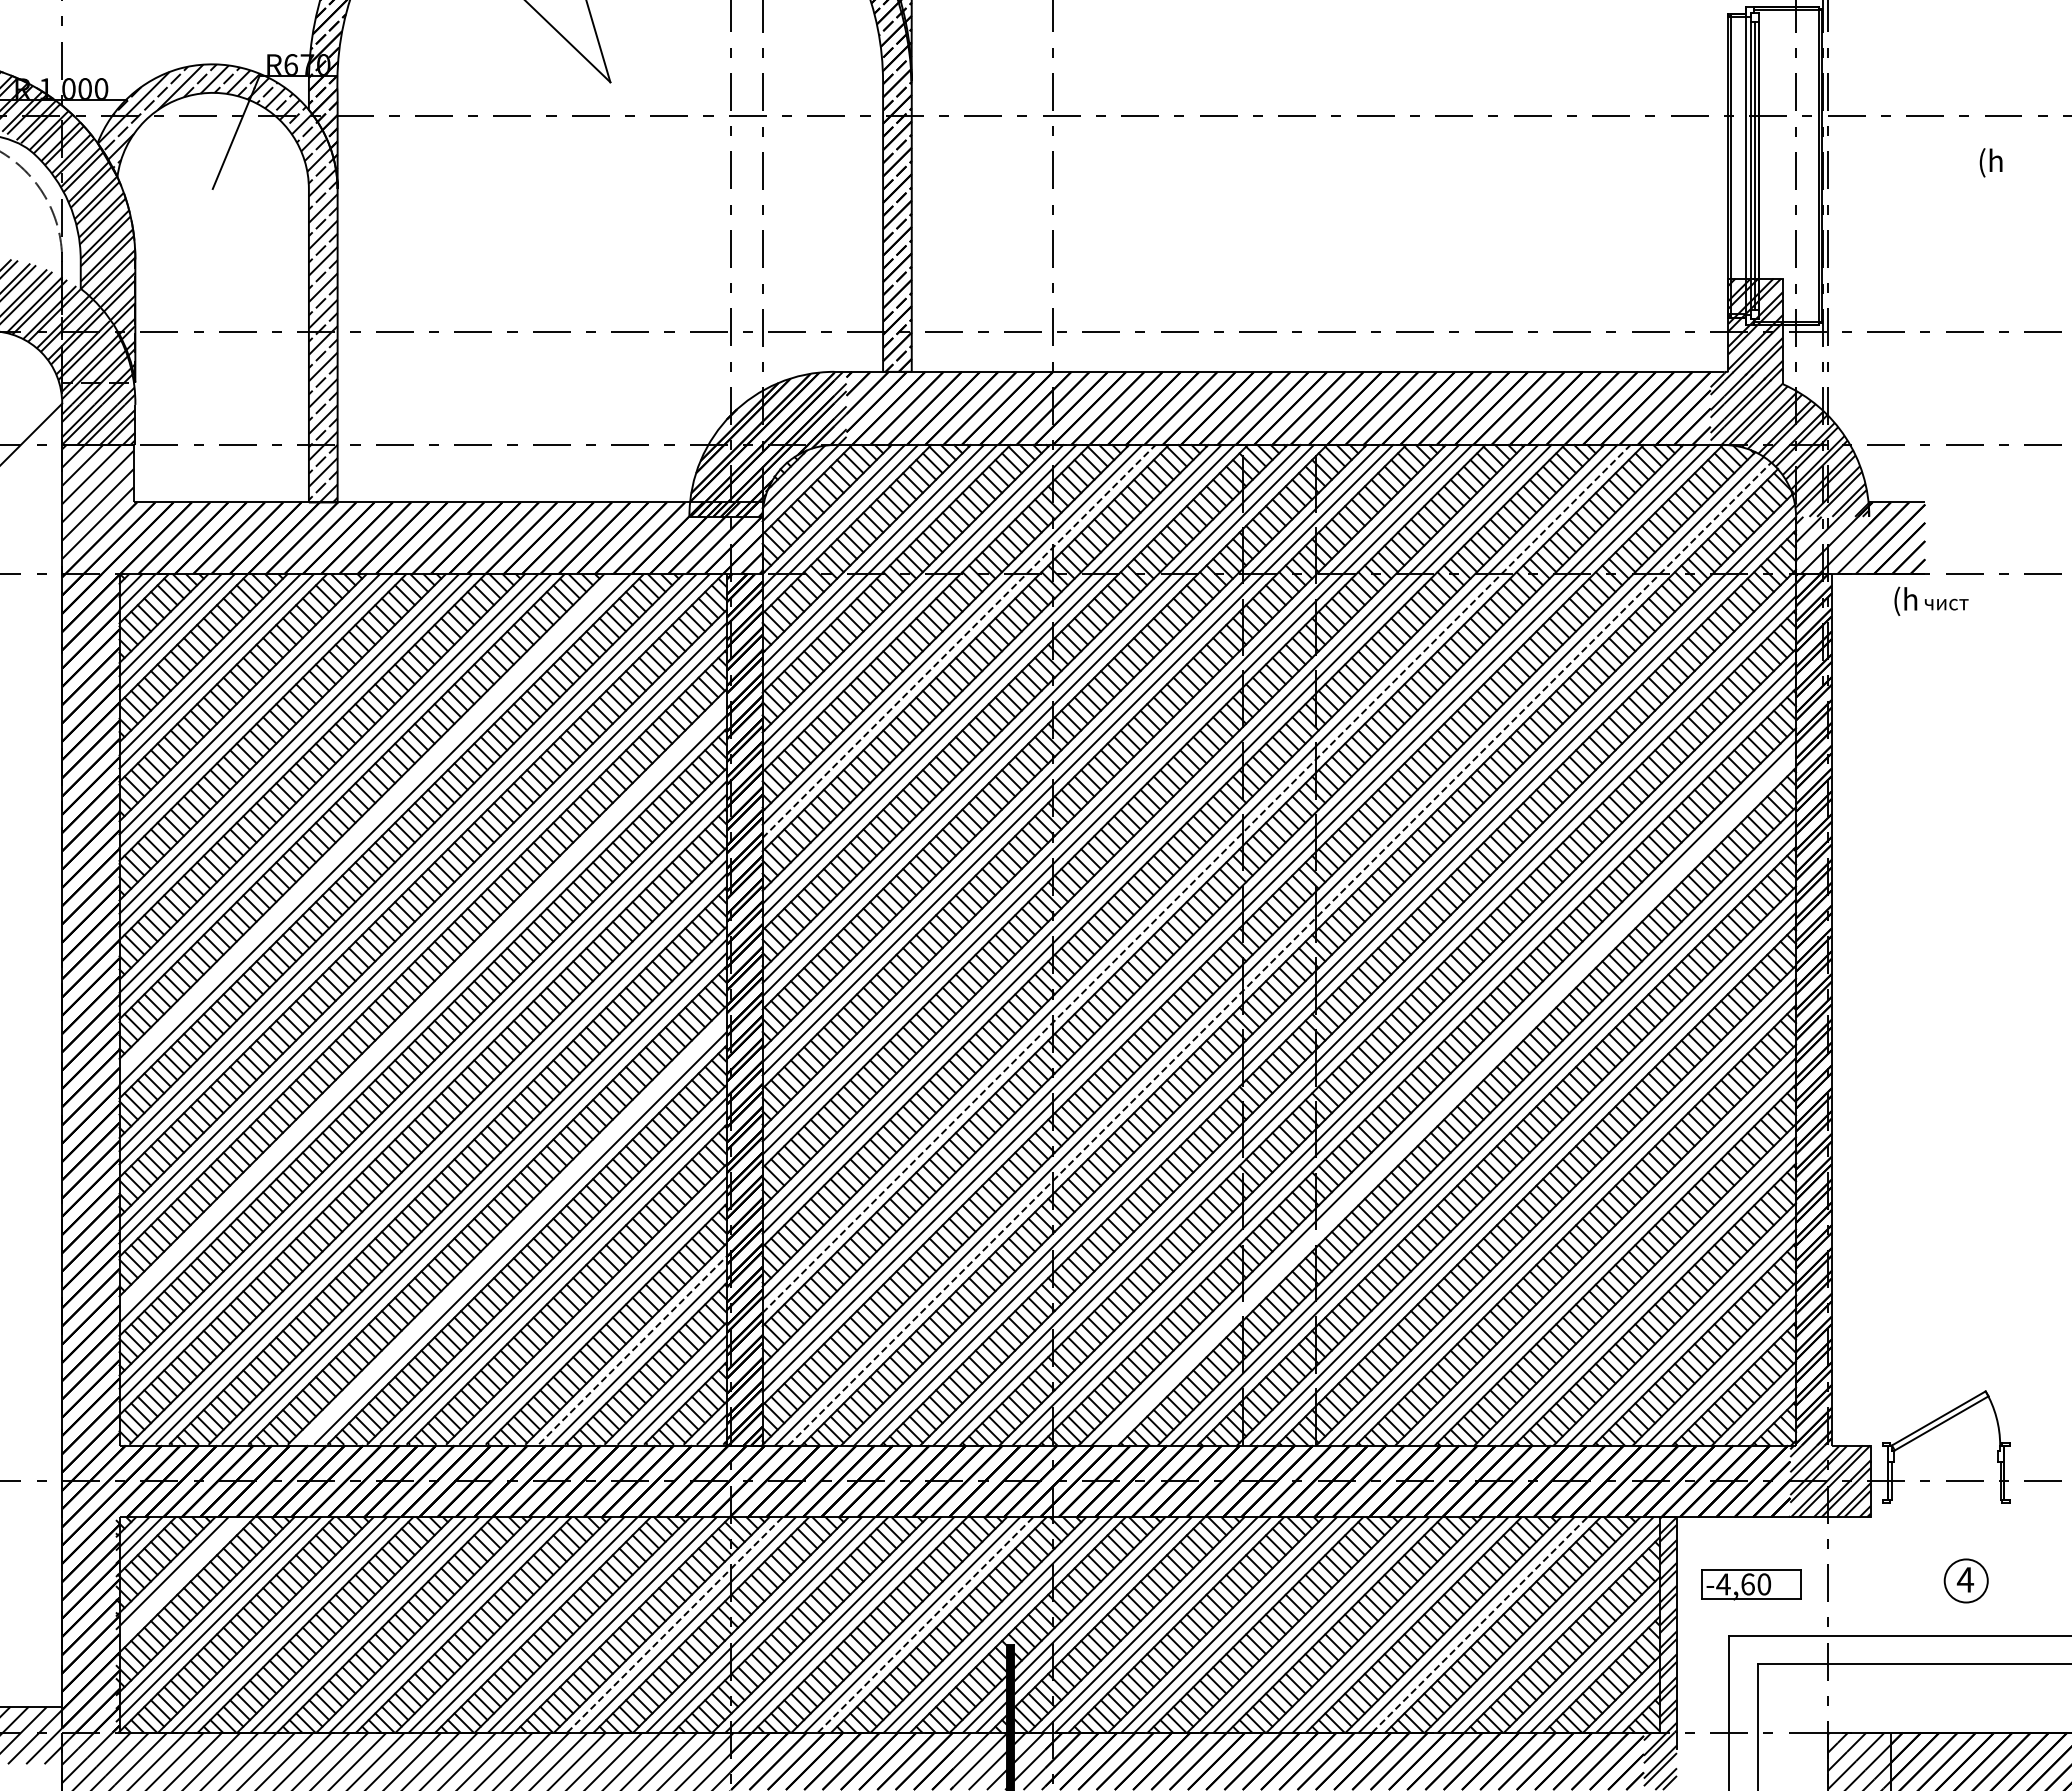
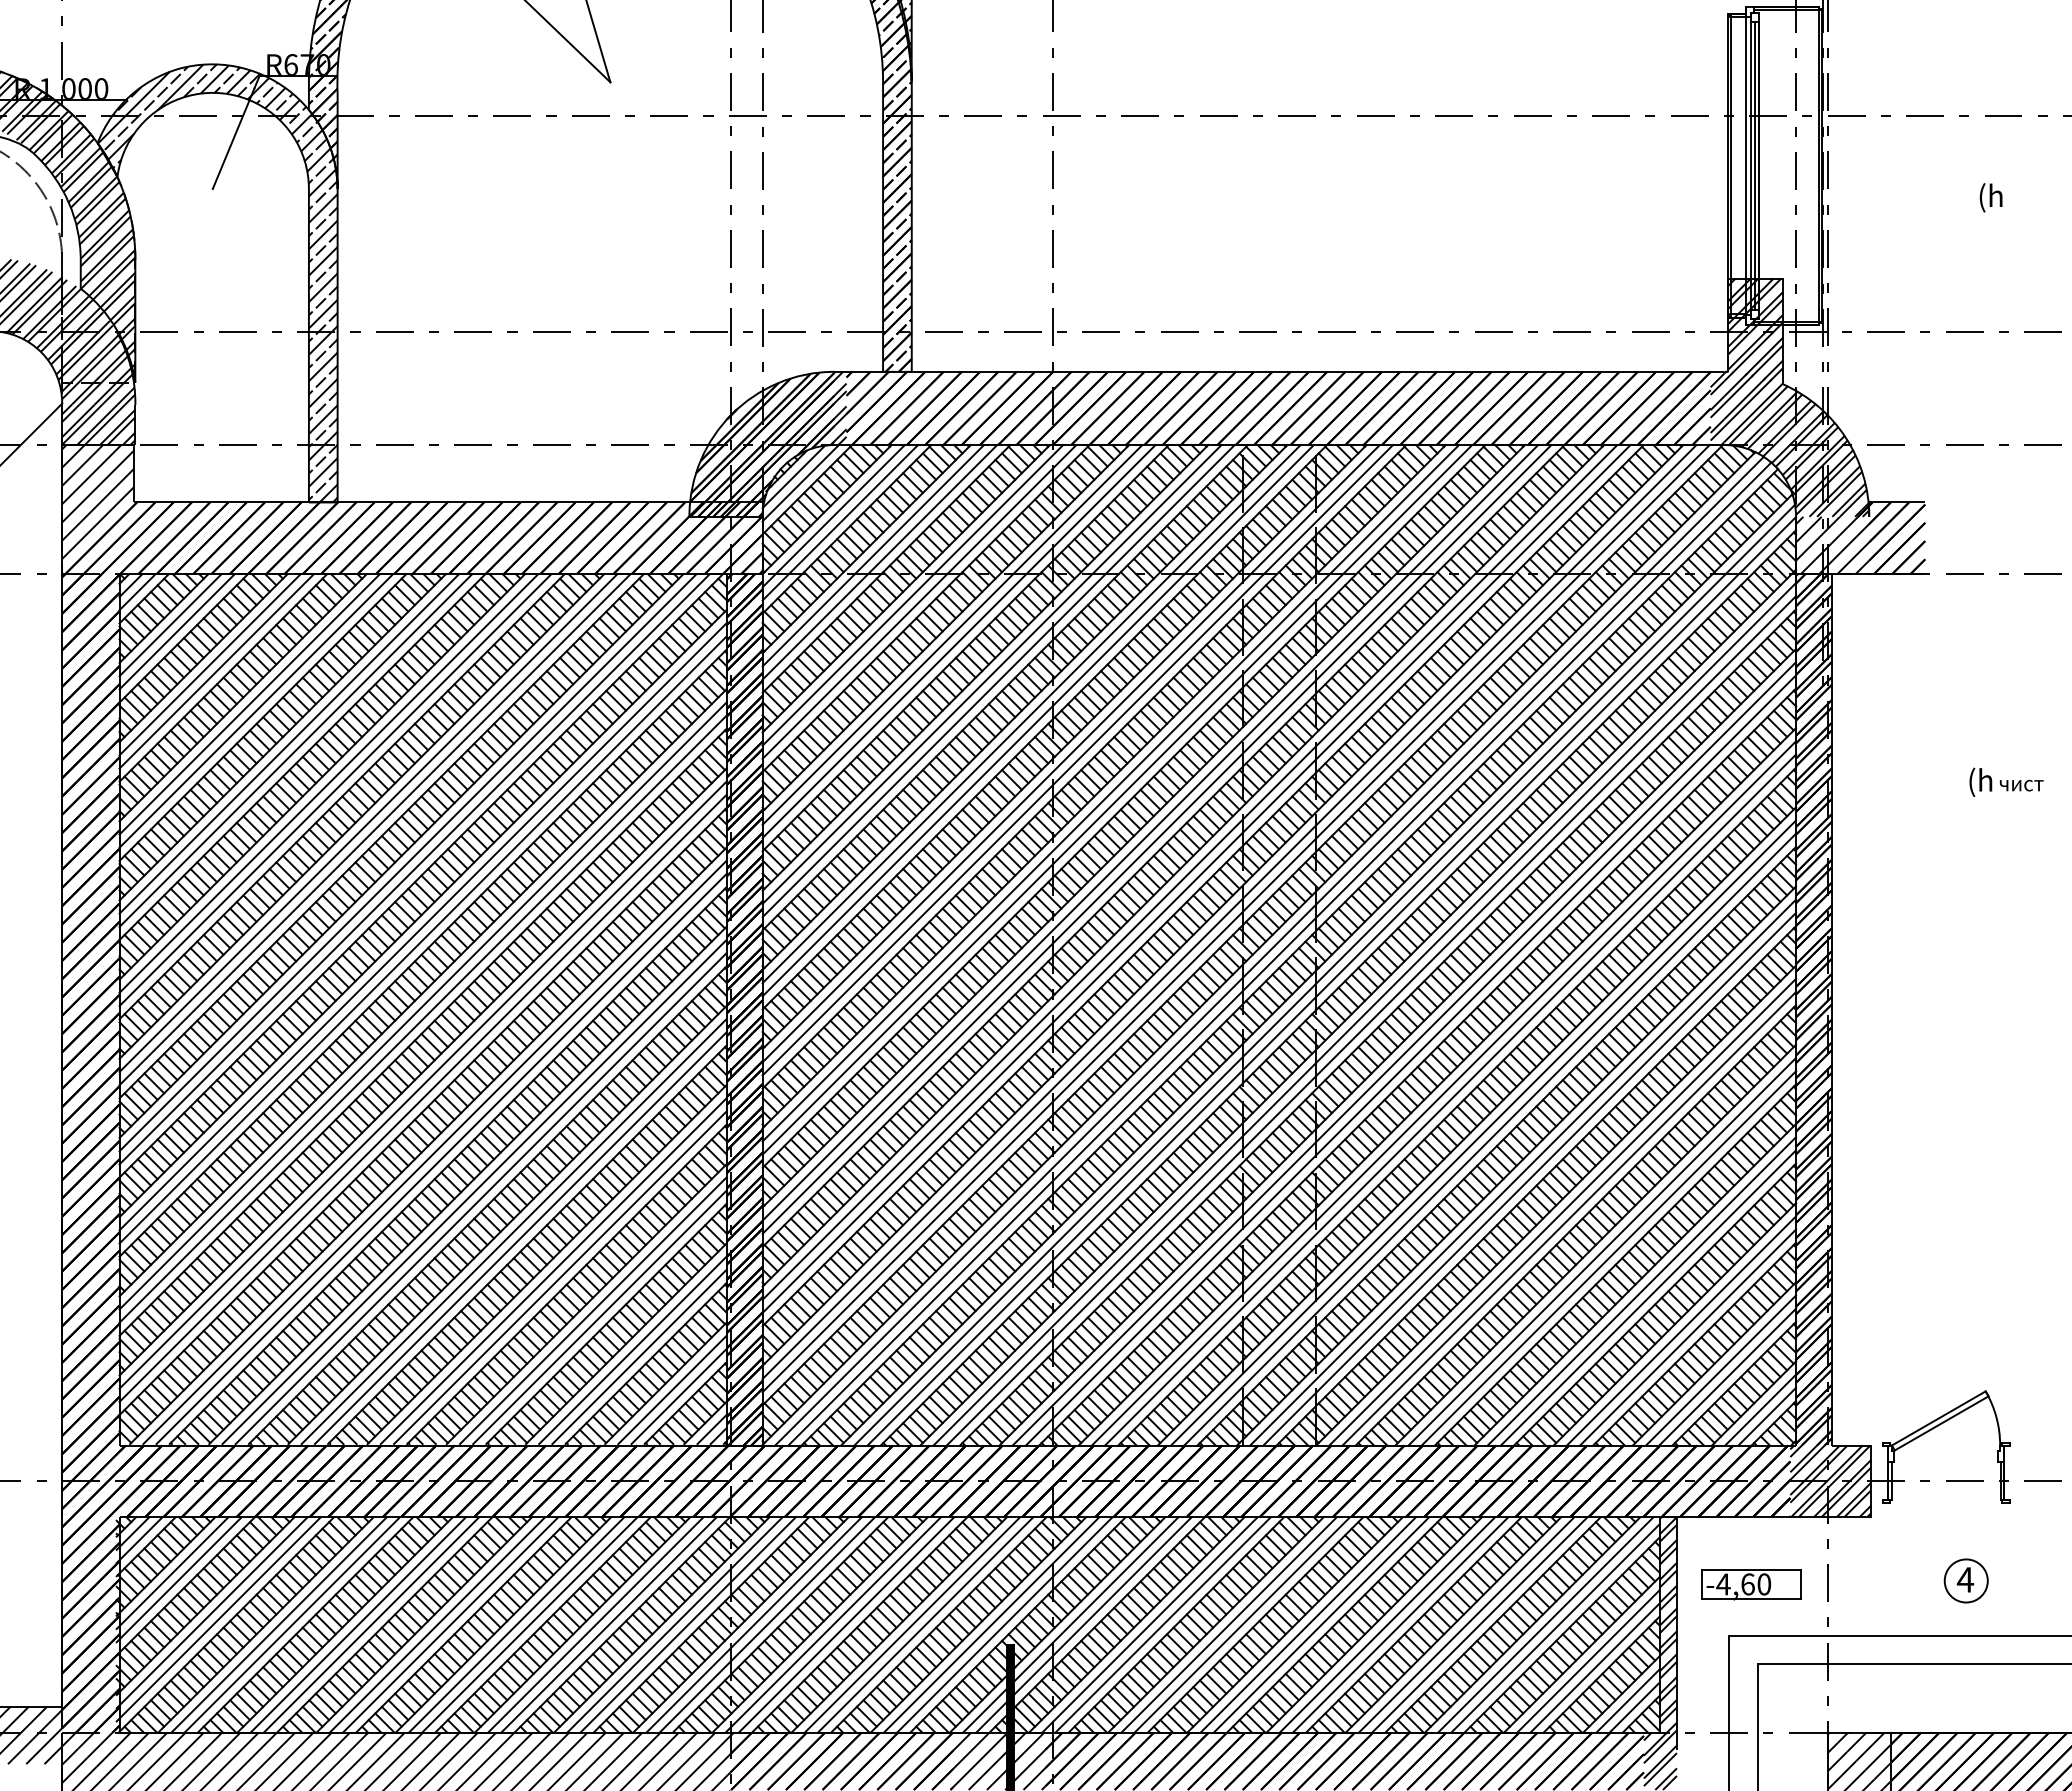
text position: (1990, 162) -> (1990, 197) (1990, 197)
text position: (1931, 600) -> (2006, 781) (2006, 781)
line: dashed -> solid (959, 641)
line: none -> present (368, 823)
line: dashed -> solid (1196, 879)
line: dashed -> solid (1280, 953)
line: none -> present (422, 1005)
line: none -> present (1450, 1099)
line: none -> present (513, 1231)
line: dashed -> solid (632, 1350)
line: none -> present (178, 1579)
line: dashed -> solid (675, 1624)
line: dashed -> solid (926, 1624)
line: dashed -> solid (1480, 1624)
